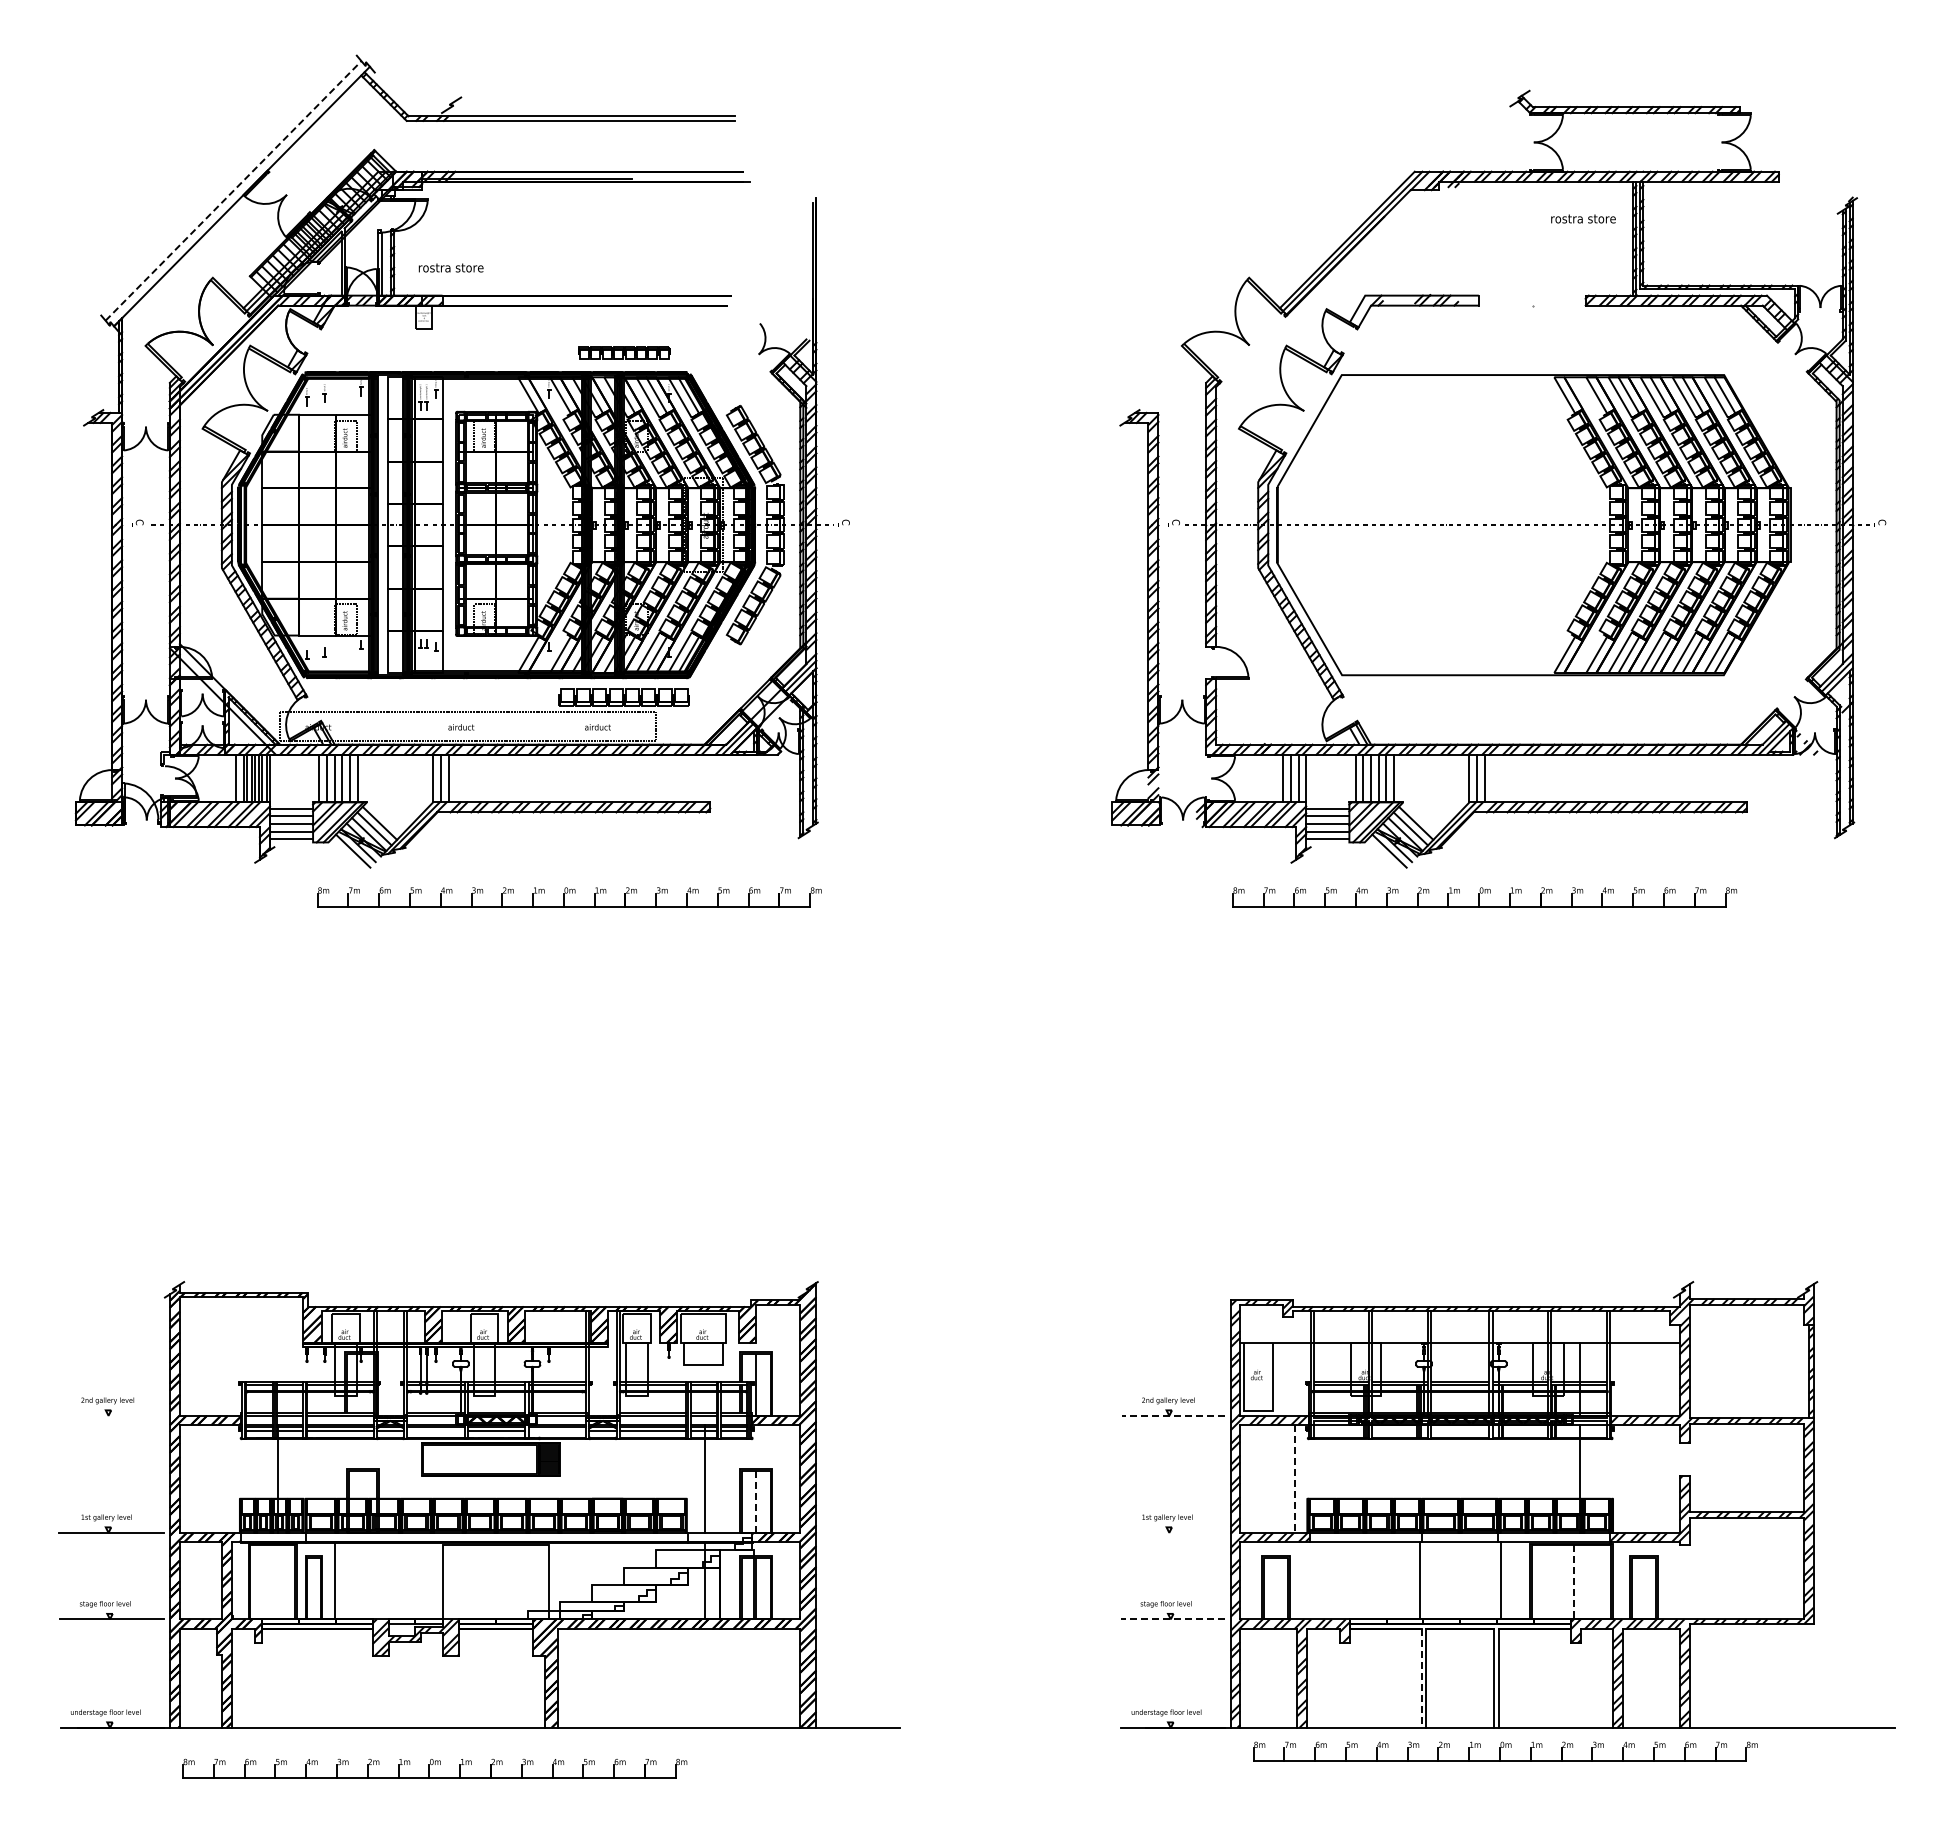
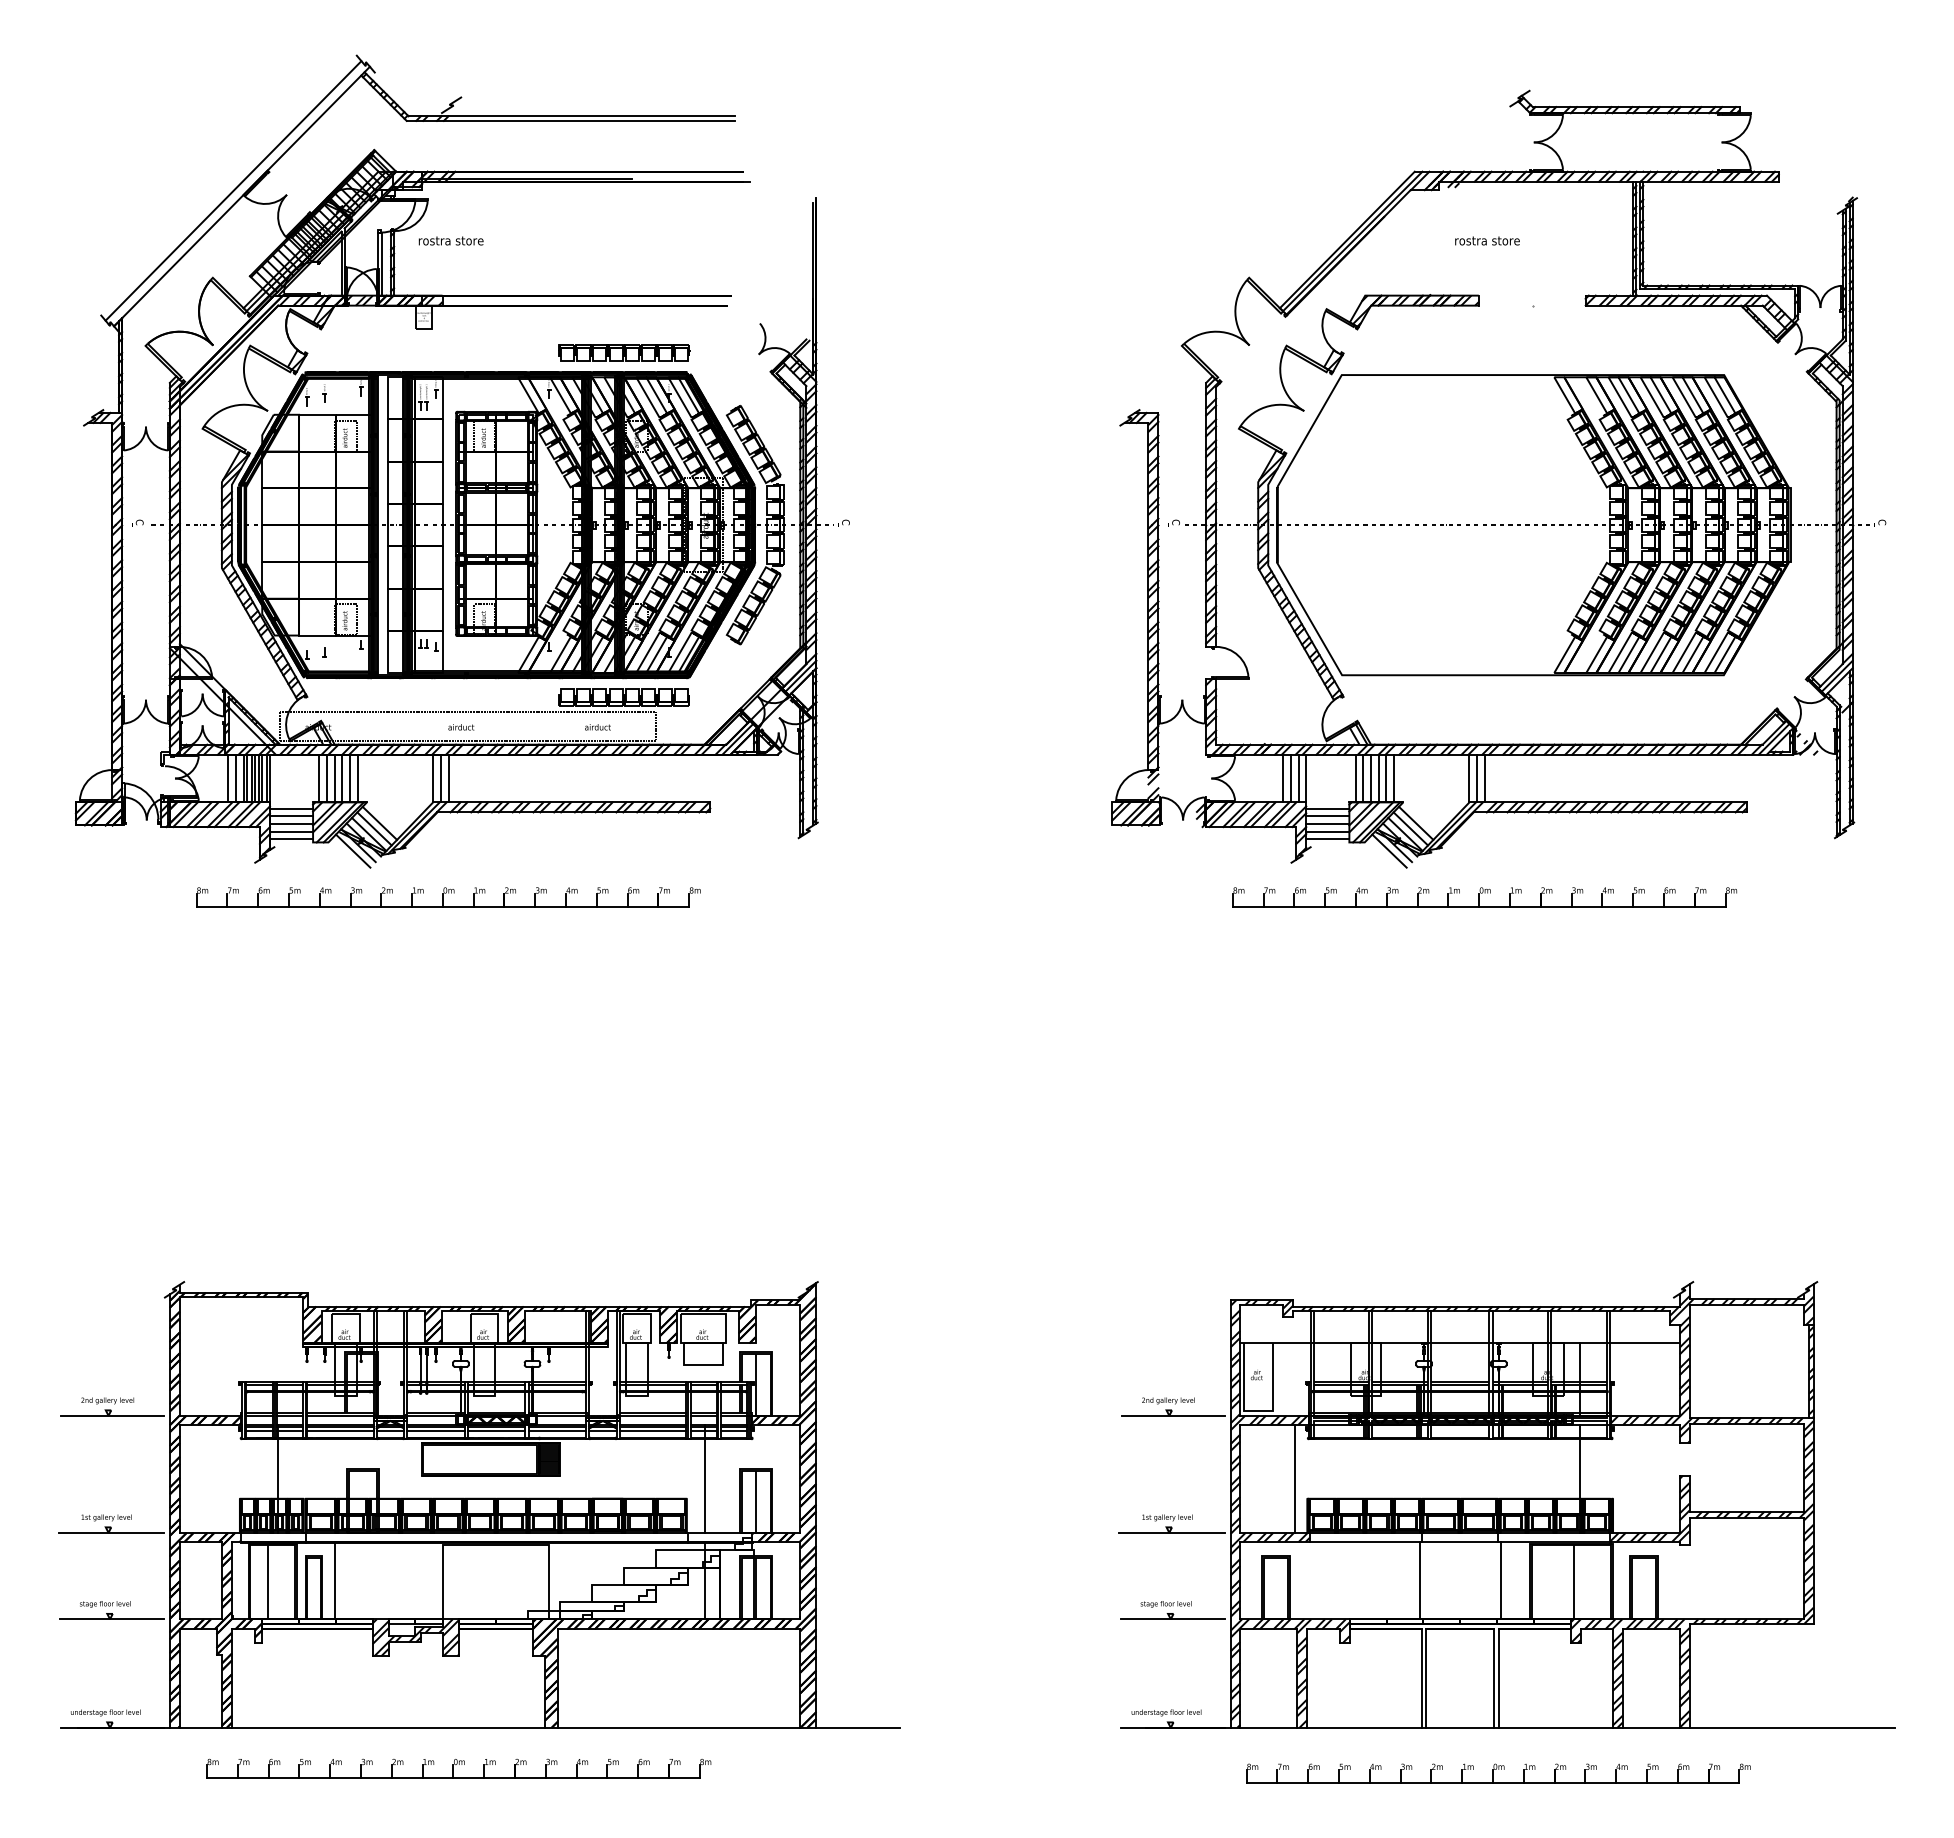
line: dashed -> solid (233, 190)
text position: (1583, 218) -> (1487, 240) (1487, 240)
text position: (450, 267) -> (450, 240) (450, 240)
hatch: none -> present (1415, 310)
part size: 93x14 px -> 133x18 px (624, 352)
line: none -> present (228, 778)
part position: (569, 897) -> (448, 897) (448, 897)
line: none -> present (112, 1415)
line: dashed -> solid (1172, 1415)
line: none -> present (435, 1430)
line: none -> present (556, 1430)
line: dashed -> solid (1295, 1478)
line: dashed -> solid (756, 1502)
line: none -> present (1171, 1532)
line: none -> present (268, 1582)
line: dashed -> solid (1574, 1582)
line: dashed -> solid (1172, 1619)
line: dashed -> solid (1421, 1679)
part position: (1505, 1751) -> (1498, 1773) (1498, 1773)
part position: (434, 1768) -> (458, 1768) (458, 1768)
